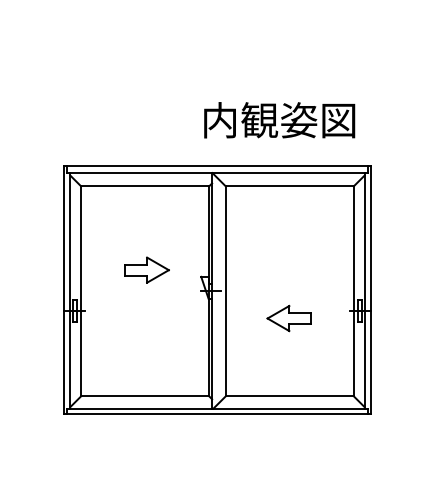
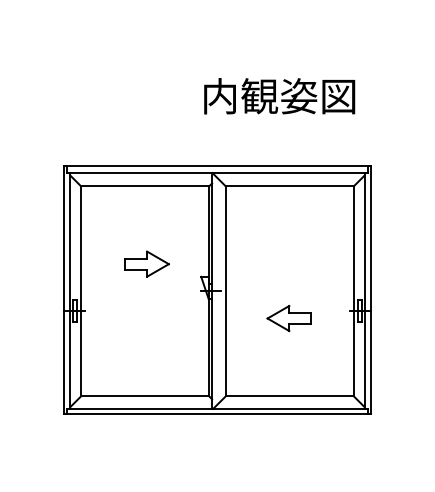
text position: (279, 120) -> (279, 96) (279, 96)
part position: (146, 269) -> (146, 263) (146, 263)
